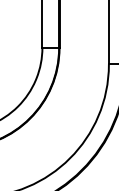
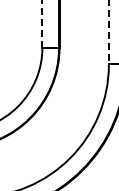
line: solid -> dashed (42, 23)
line: solid -> dashed (108, 32)
